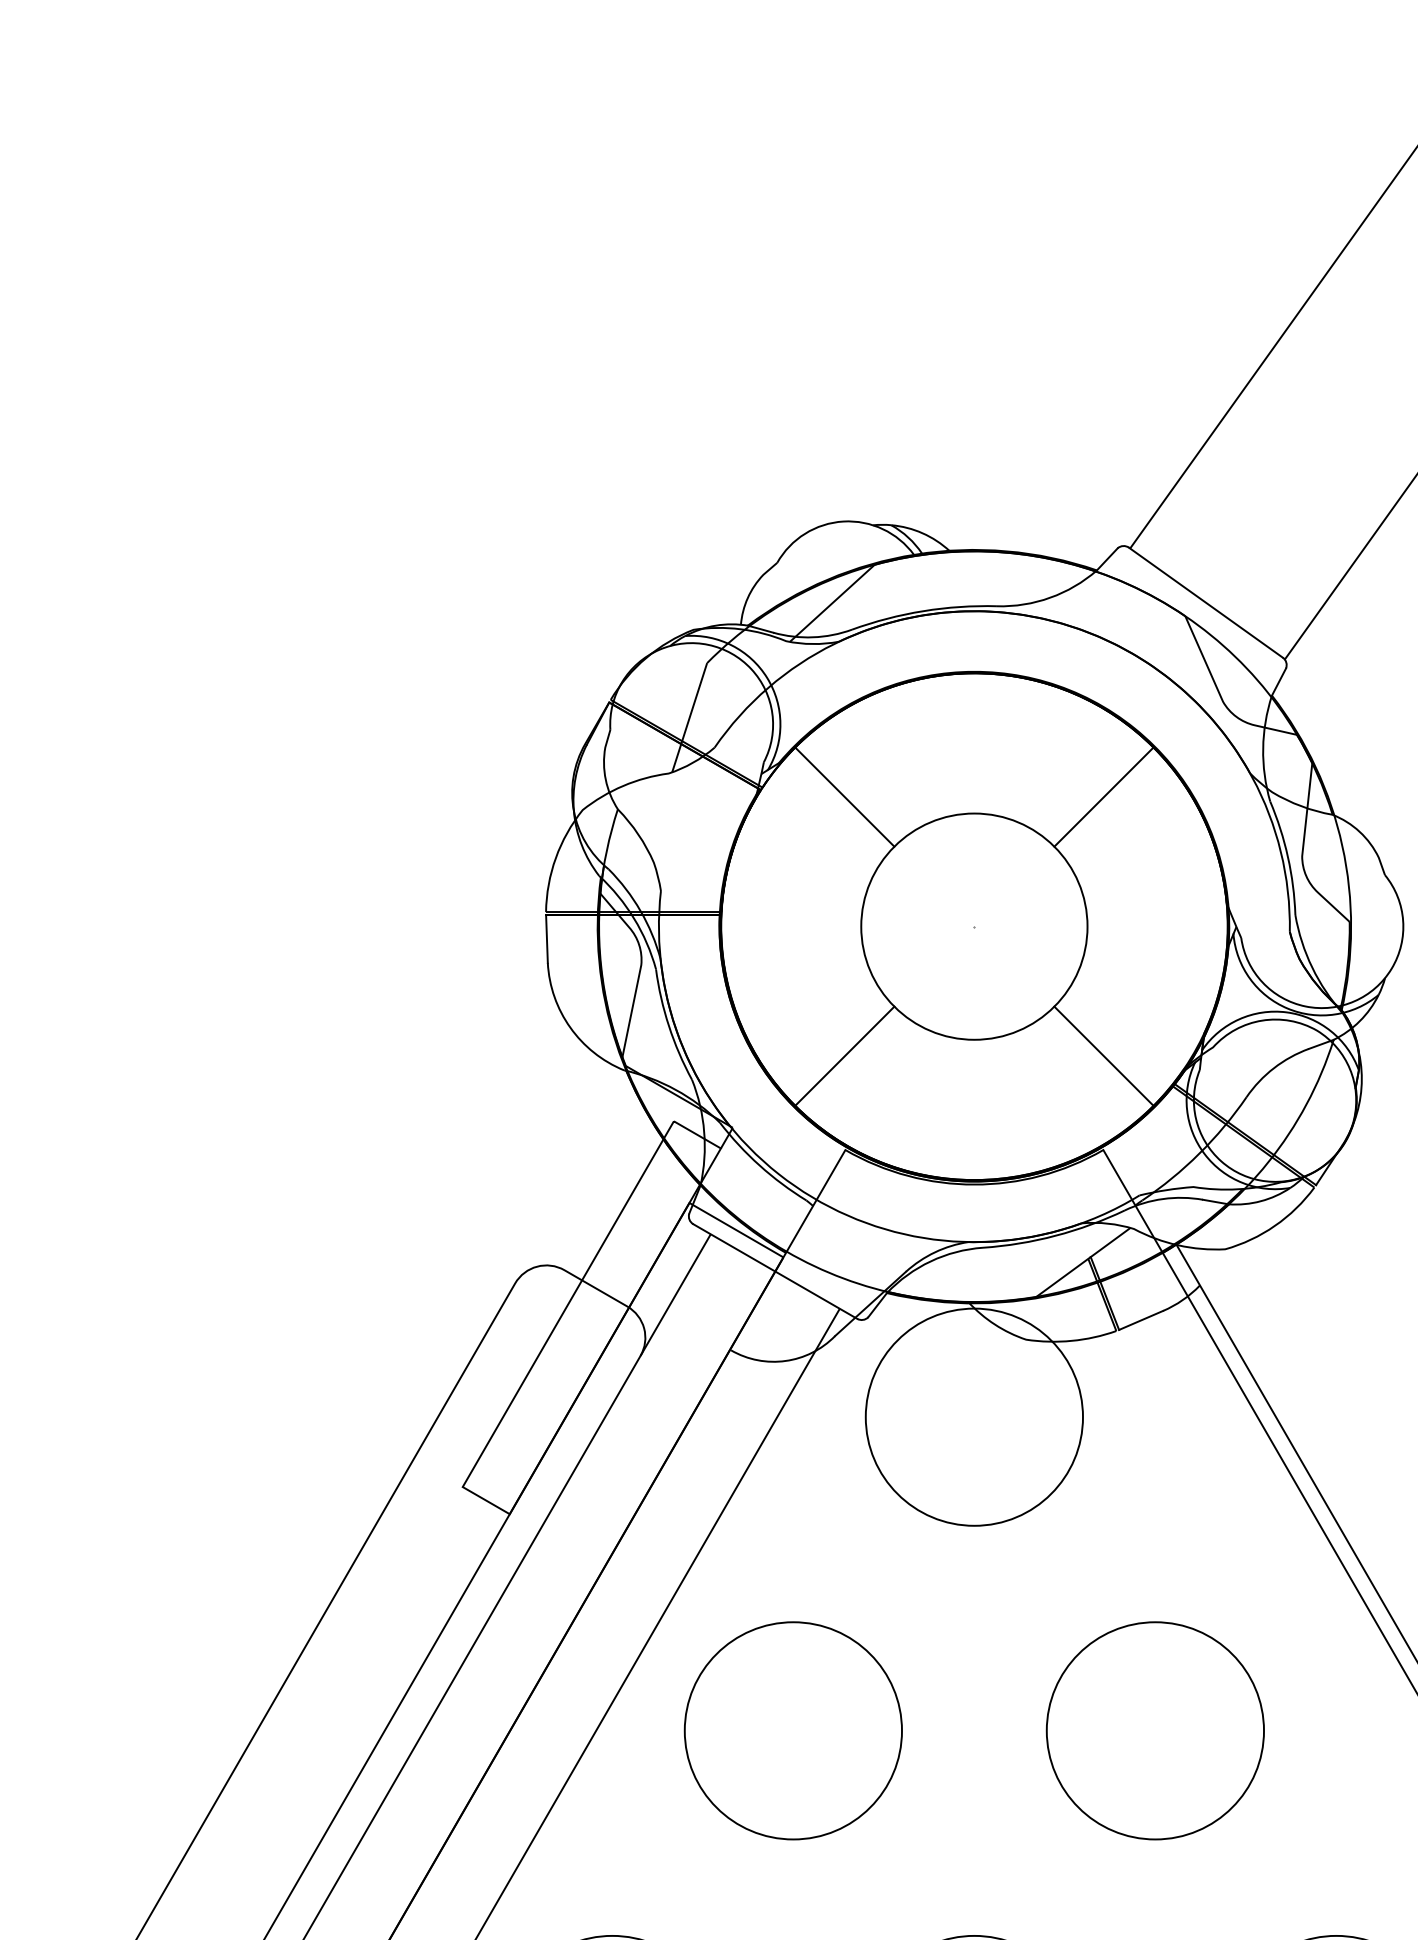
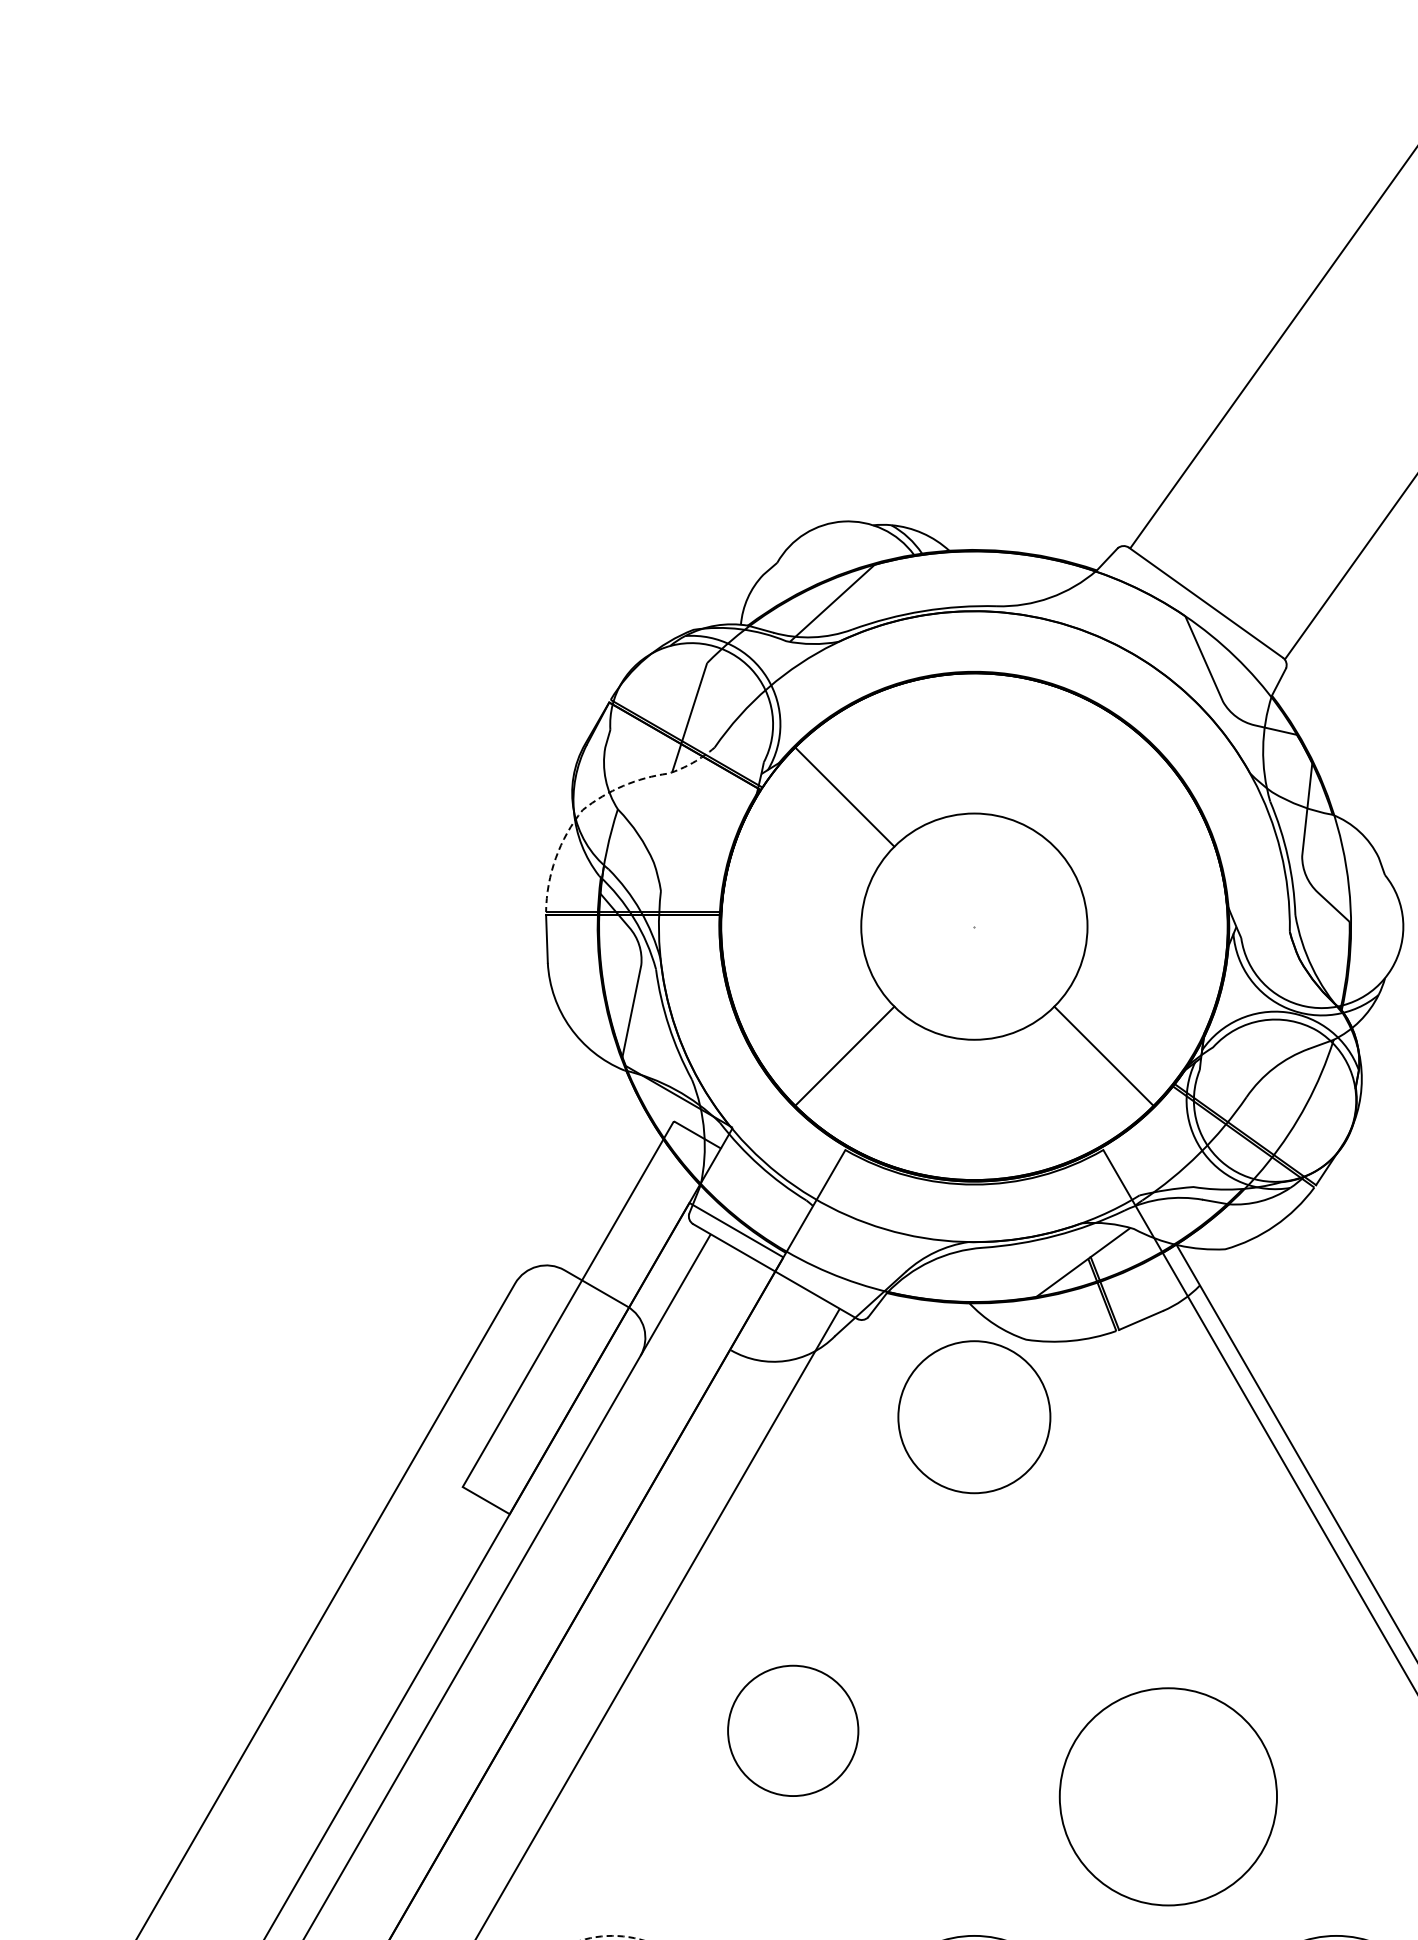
line: present -> none (1103, 796)
line: solid -> dashed (598, 798)
circle diameter: 217 px -> 152 px (974, 1417)
circle size: 220x220 px -> 133x133 px (793, 1730)
circle position: (1154, 1730) -> (1167, 1796) (1167, 1796)
circle: solid -> dashed (611, 1937)
